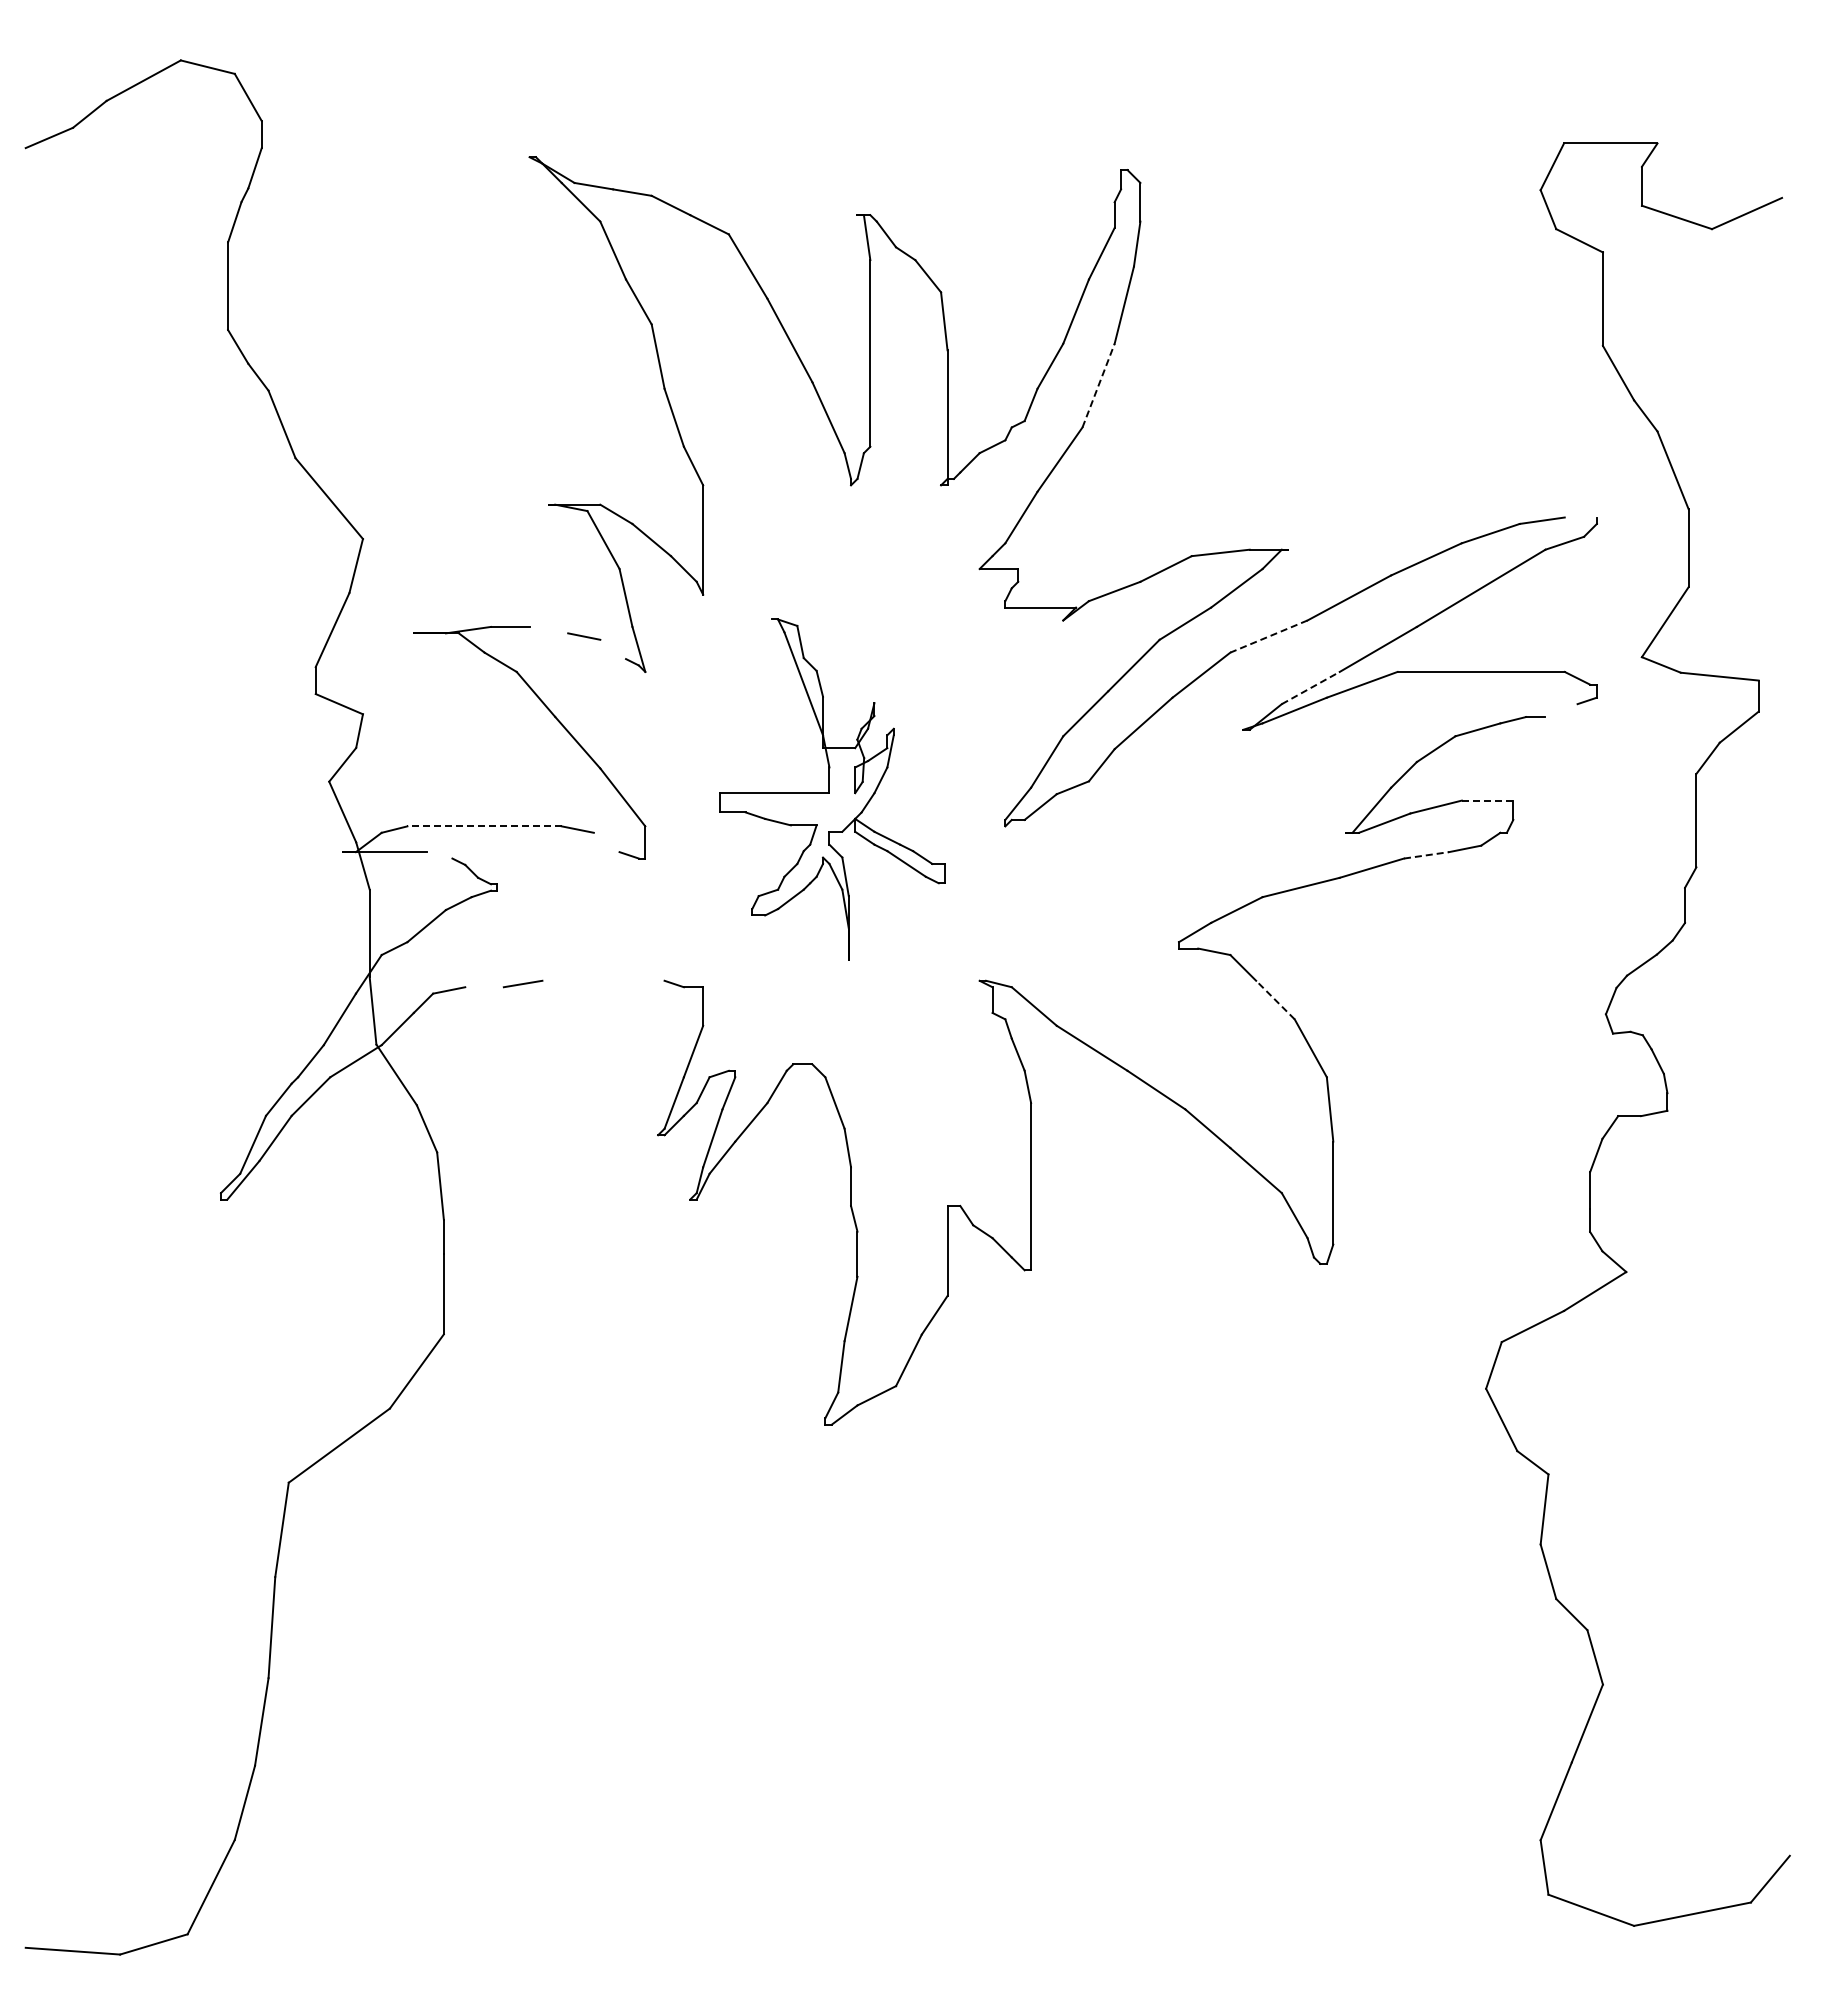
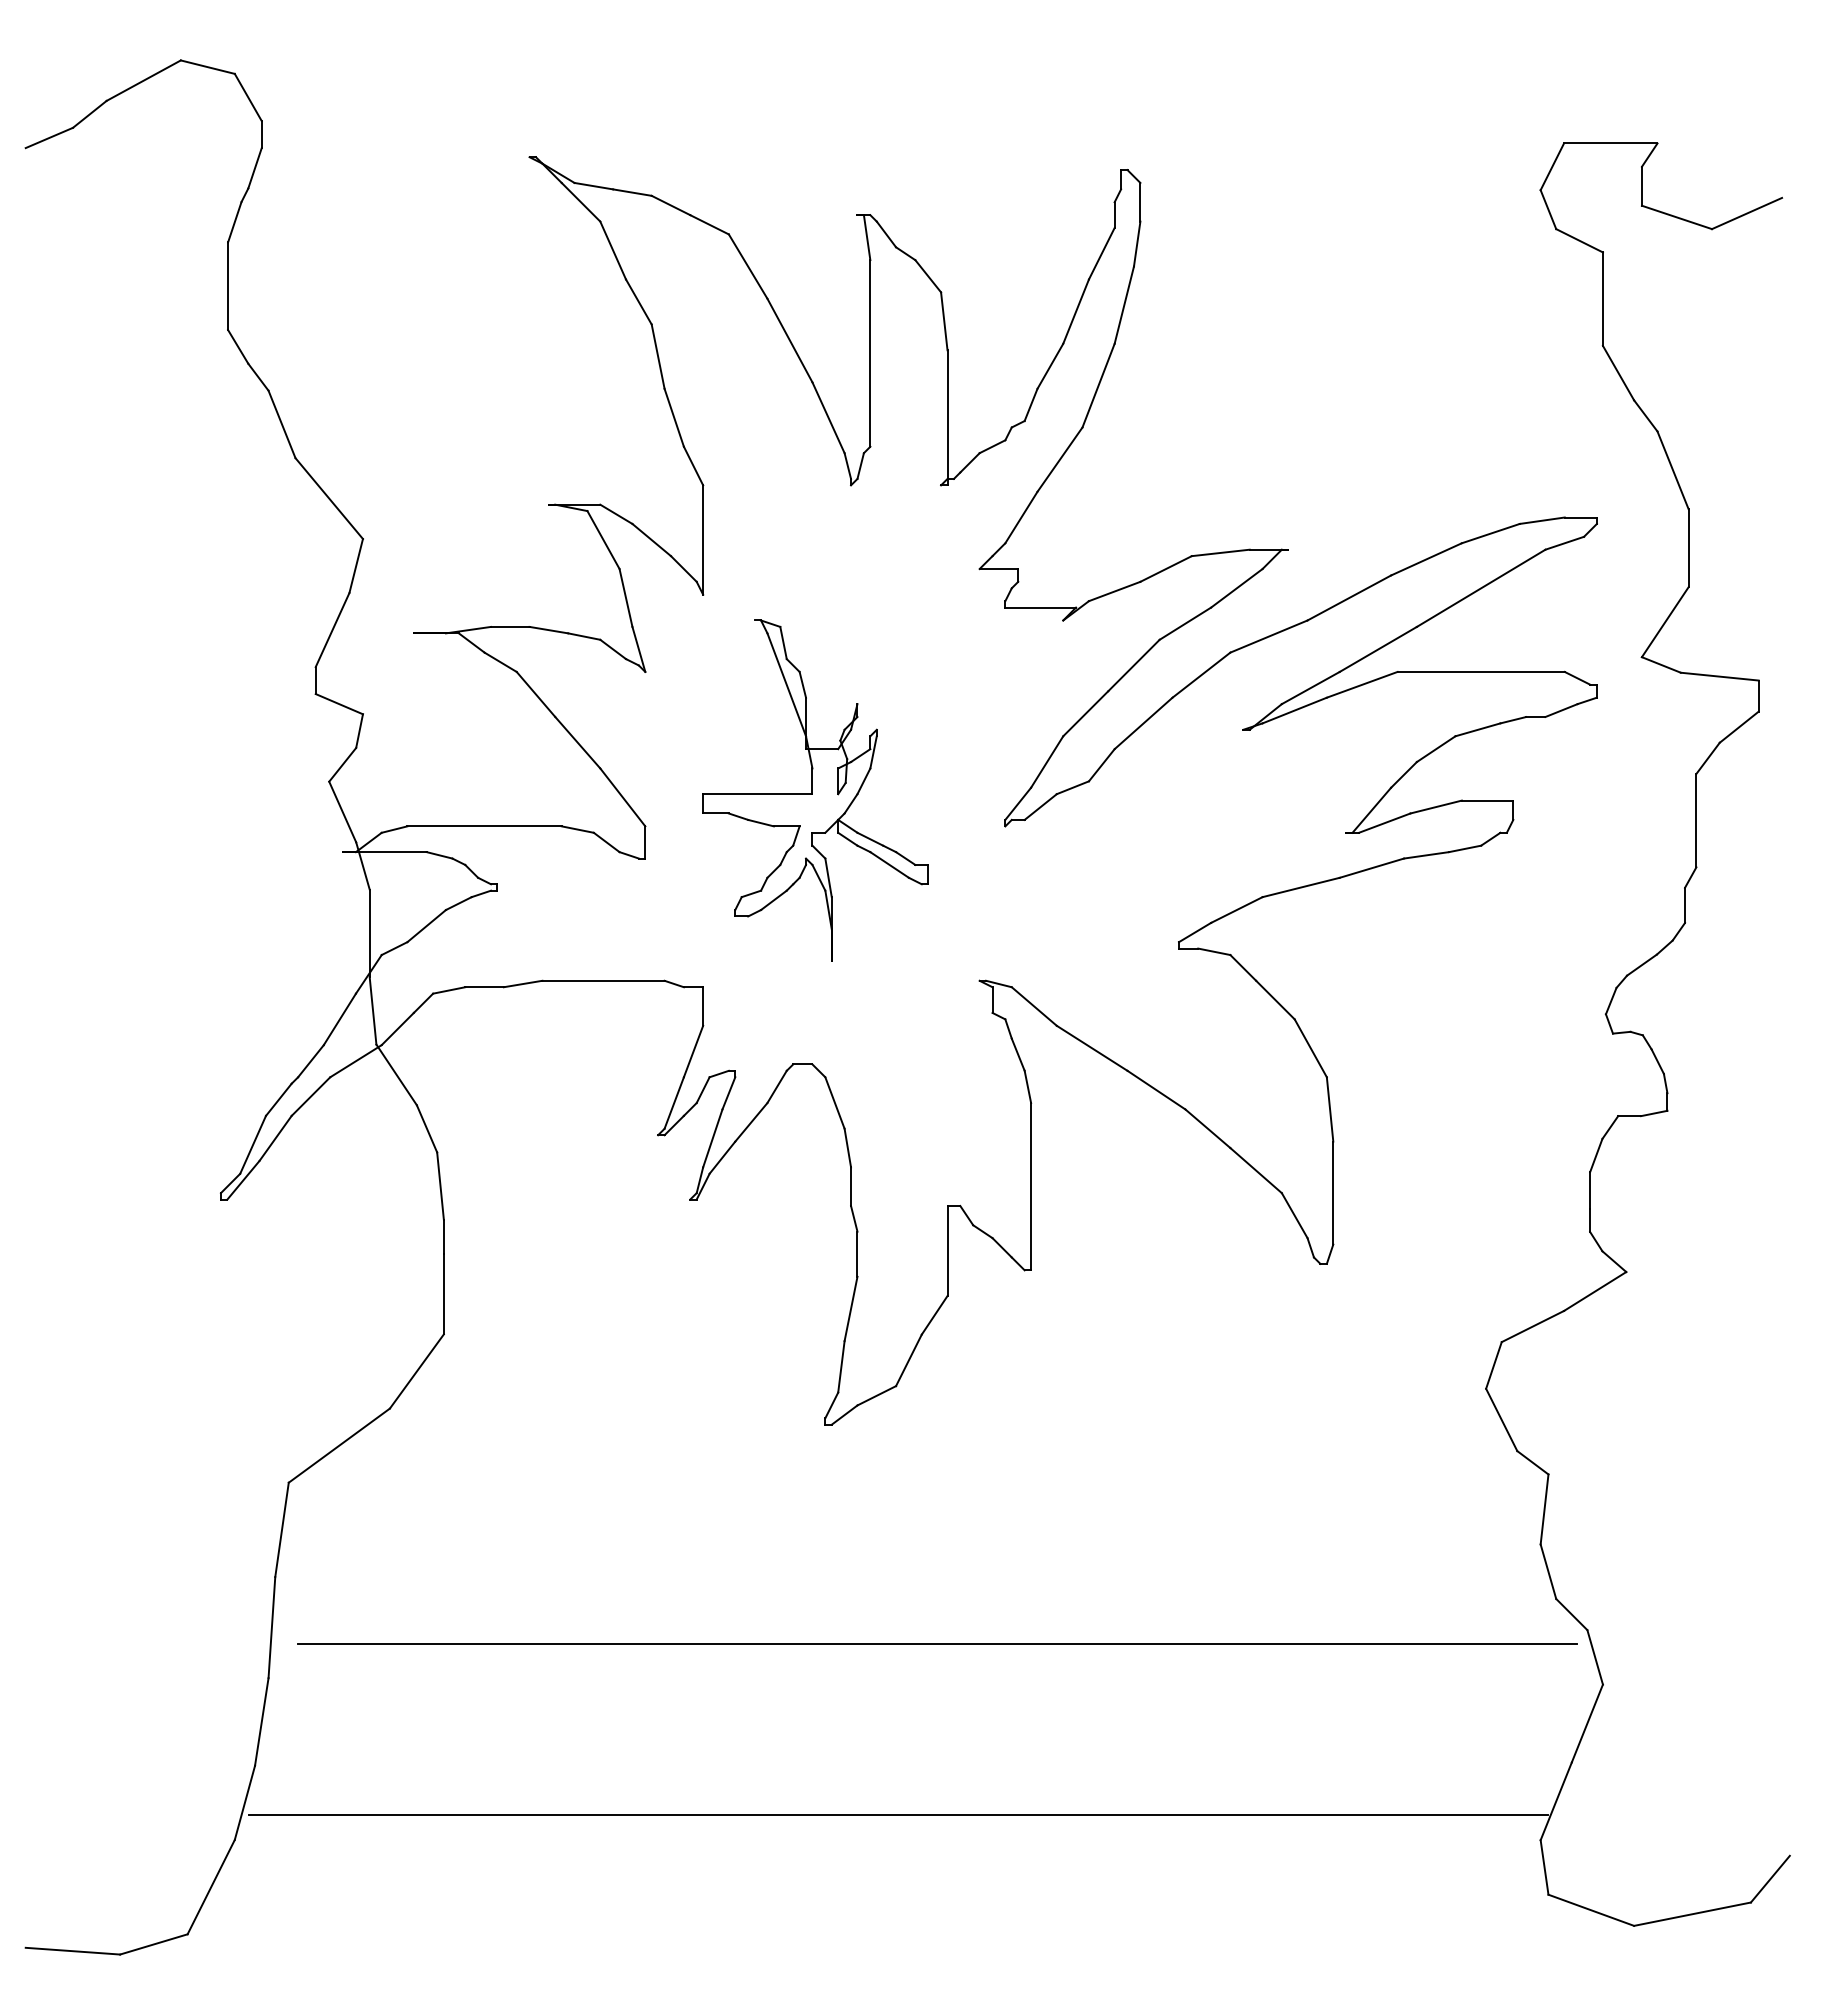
line: dashed -> solid (1098, 385)
line: none -> present (1580, 517)
line: none -> present (548, 629)
line: dashed -> solid (1268, 636)
line: none -> present (613, 649)
line: dashed -> solid (1311, 687)
line: none -> present (1561, 710)
part position: (832, 789) -> (815, 790) (815, 790)
line: dashed -> solid (1487, 800)
line: dashed -> solid (484, 826)
line: none -> present (606, 842)
line: none -> present (439, 855)
line: dashed -> solid (1426, 855)
line: none -> present (603, 980)
line: none -> present (484, 987)
line: dashed -> solid (1275, 999)
line: none -> present (937, 1643)
line: none -> present (897, 1814)
